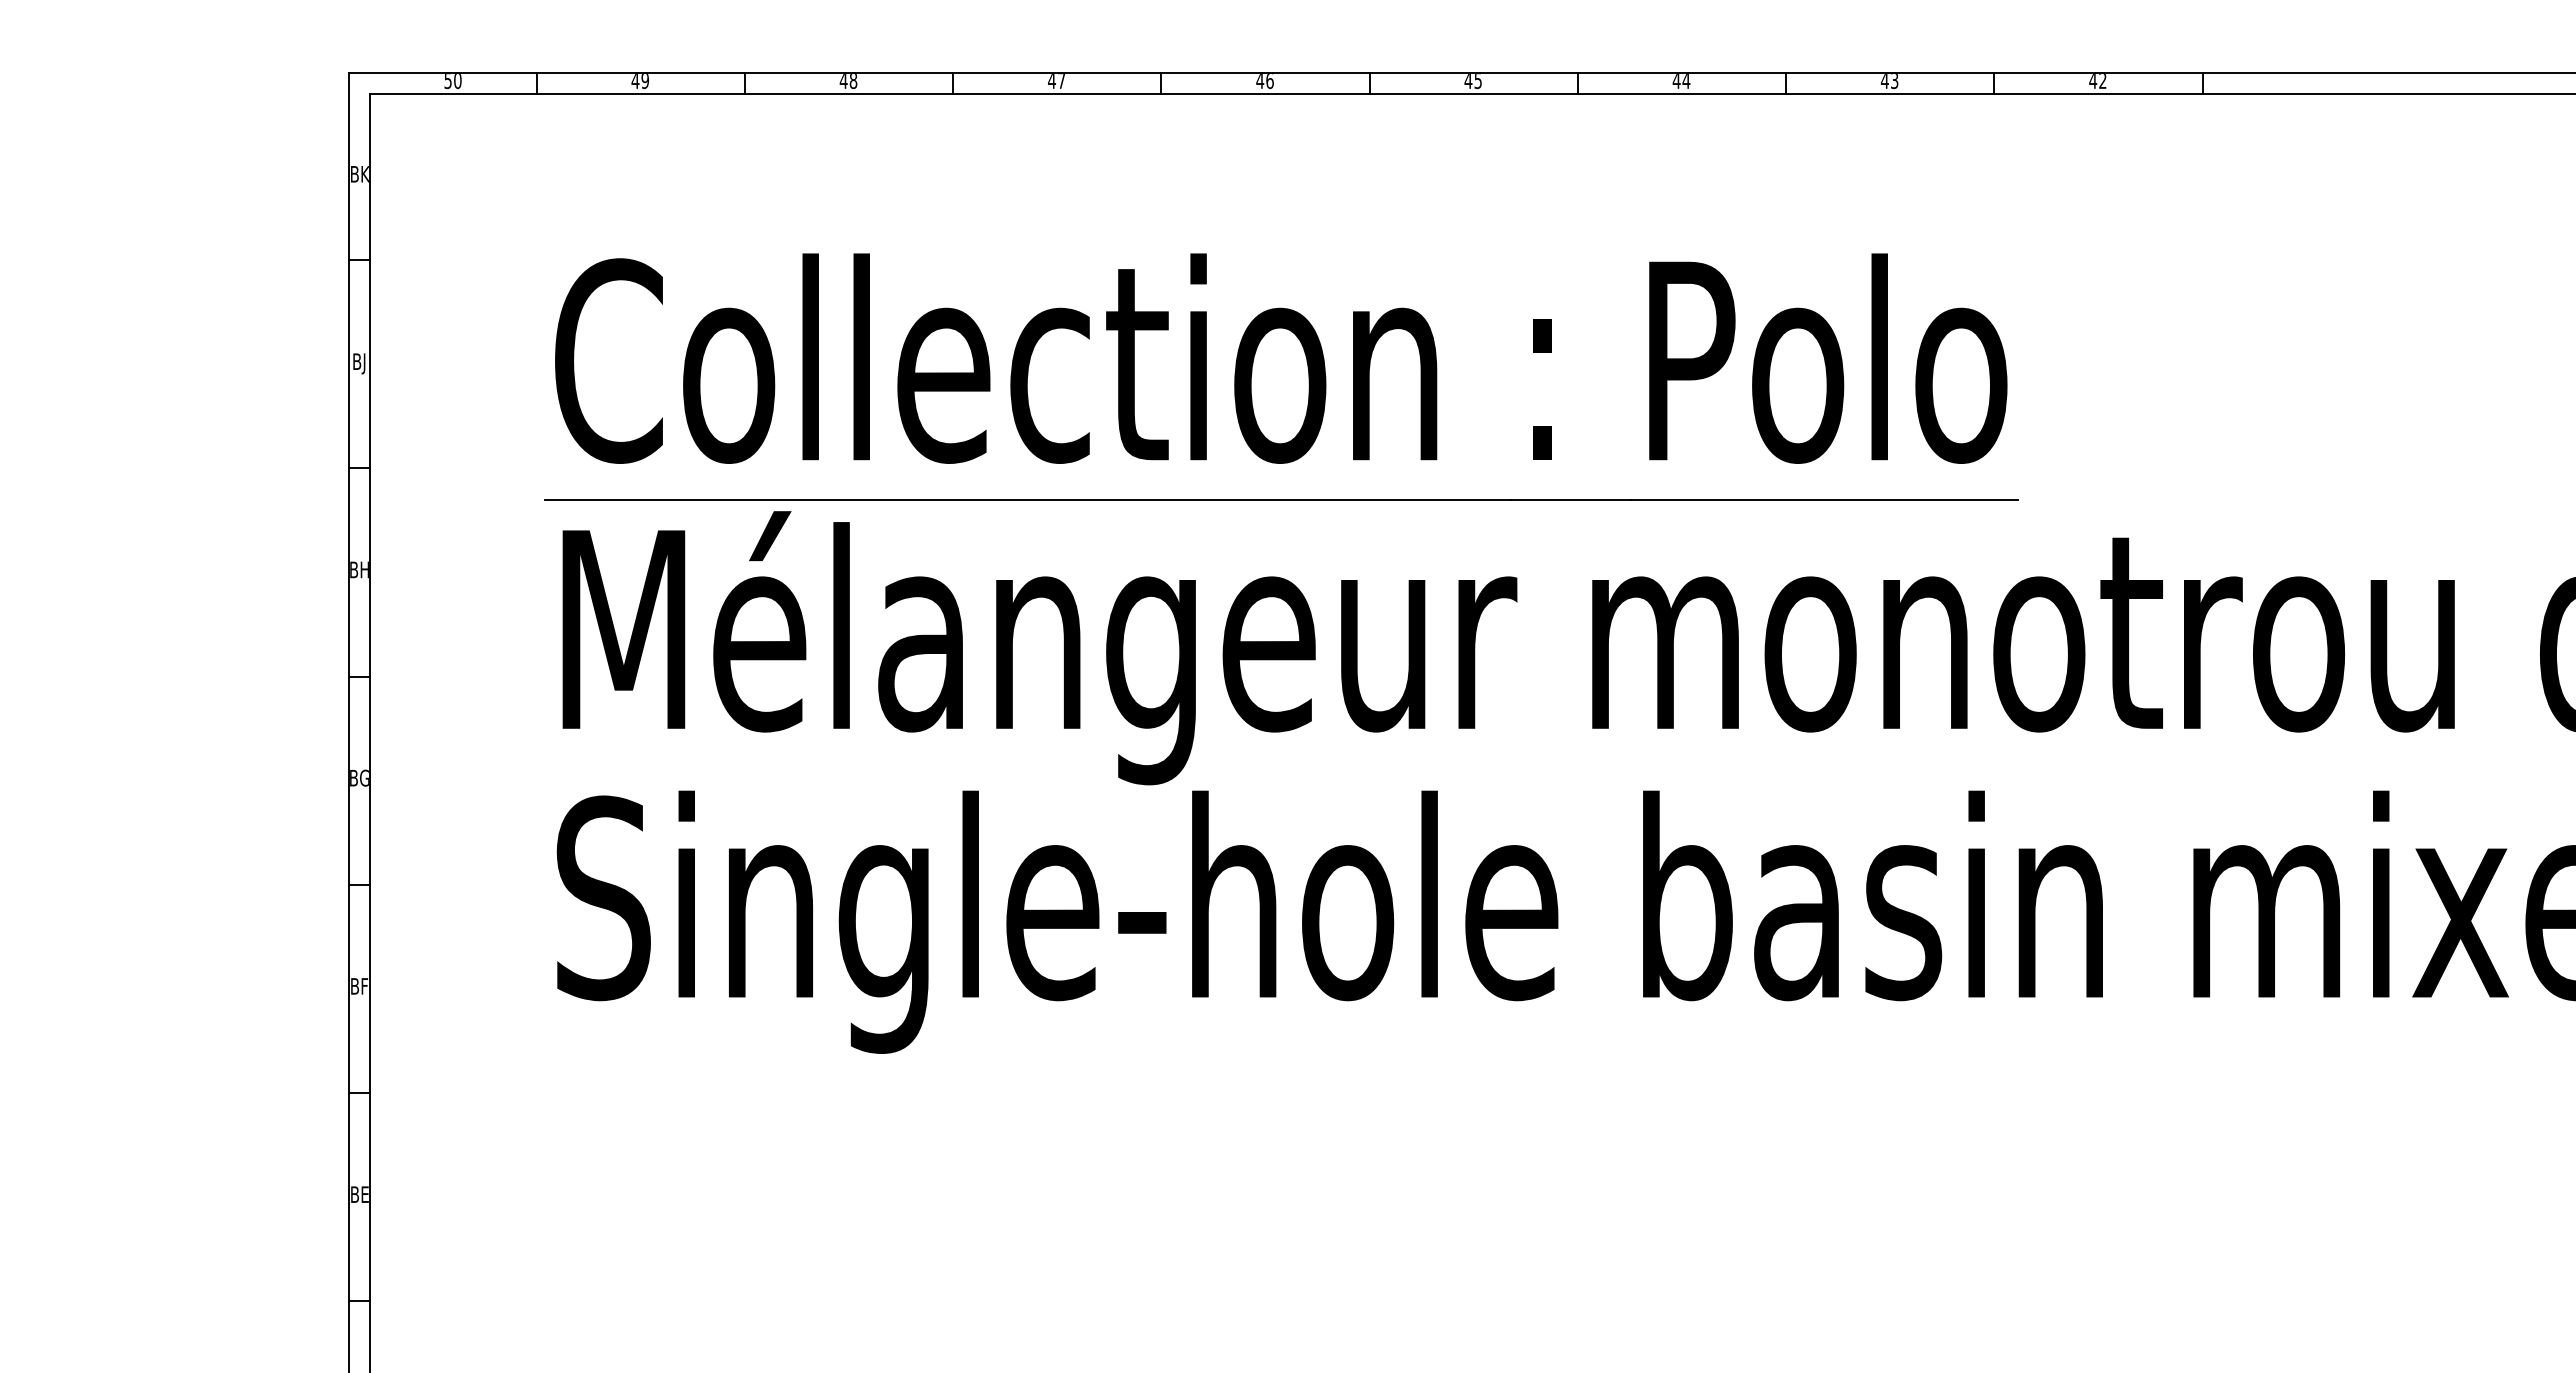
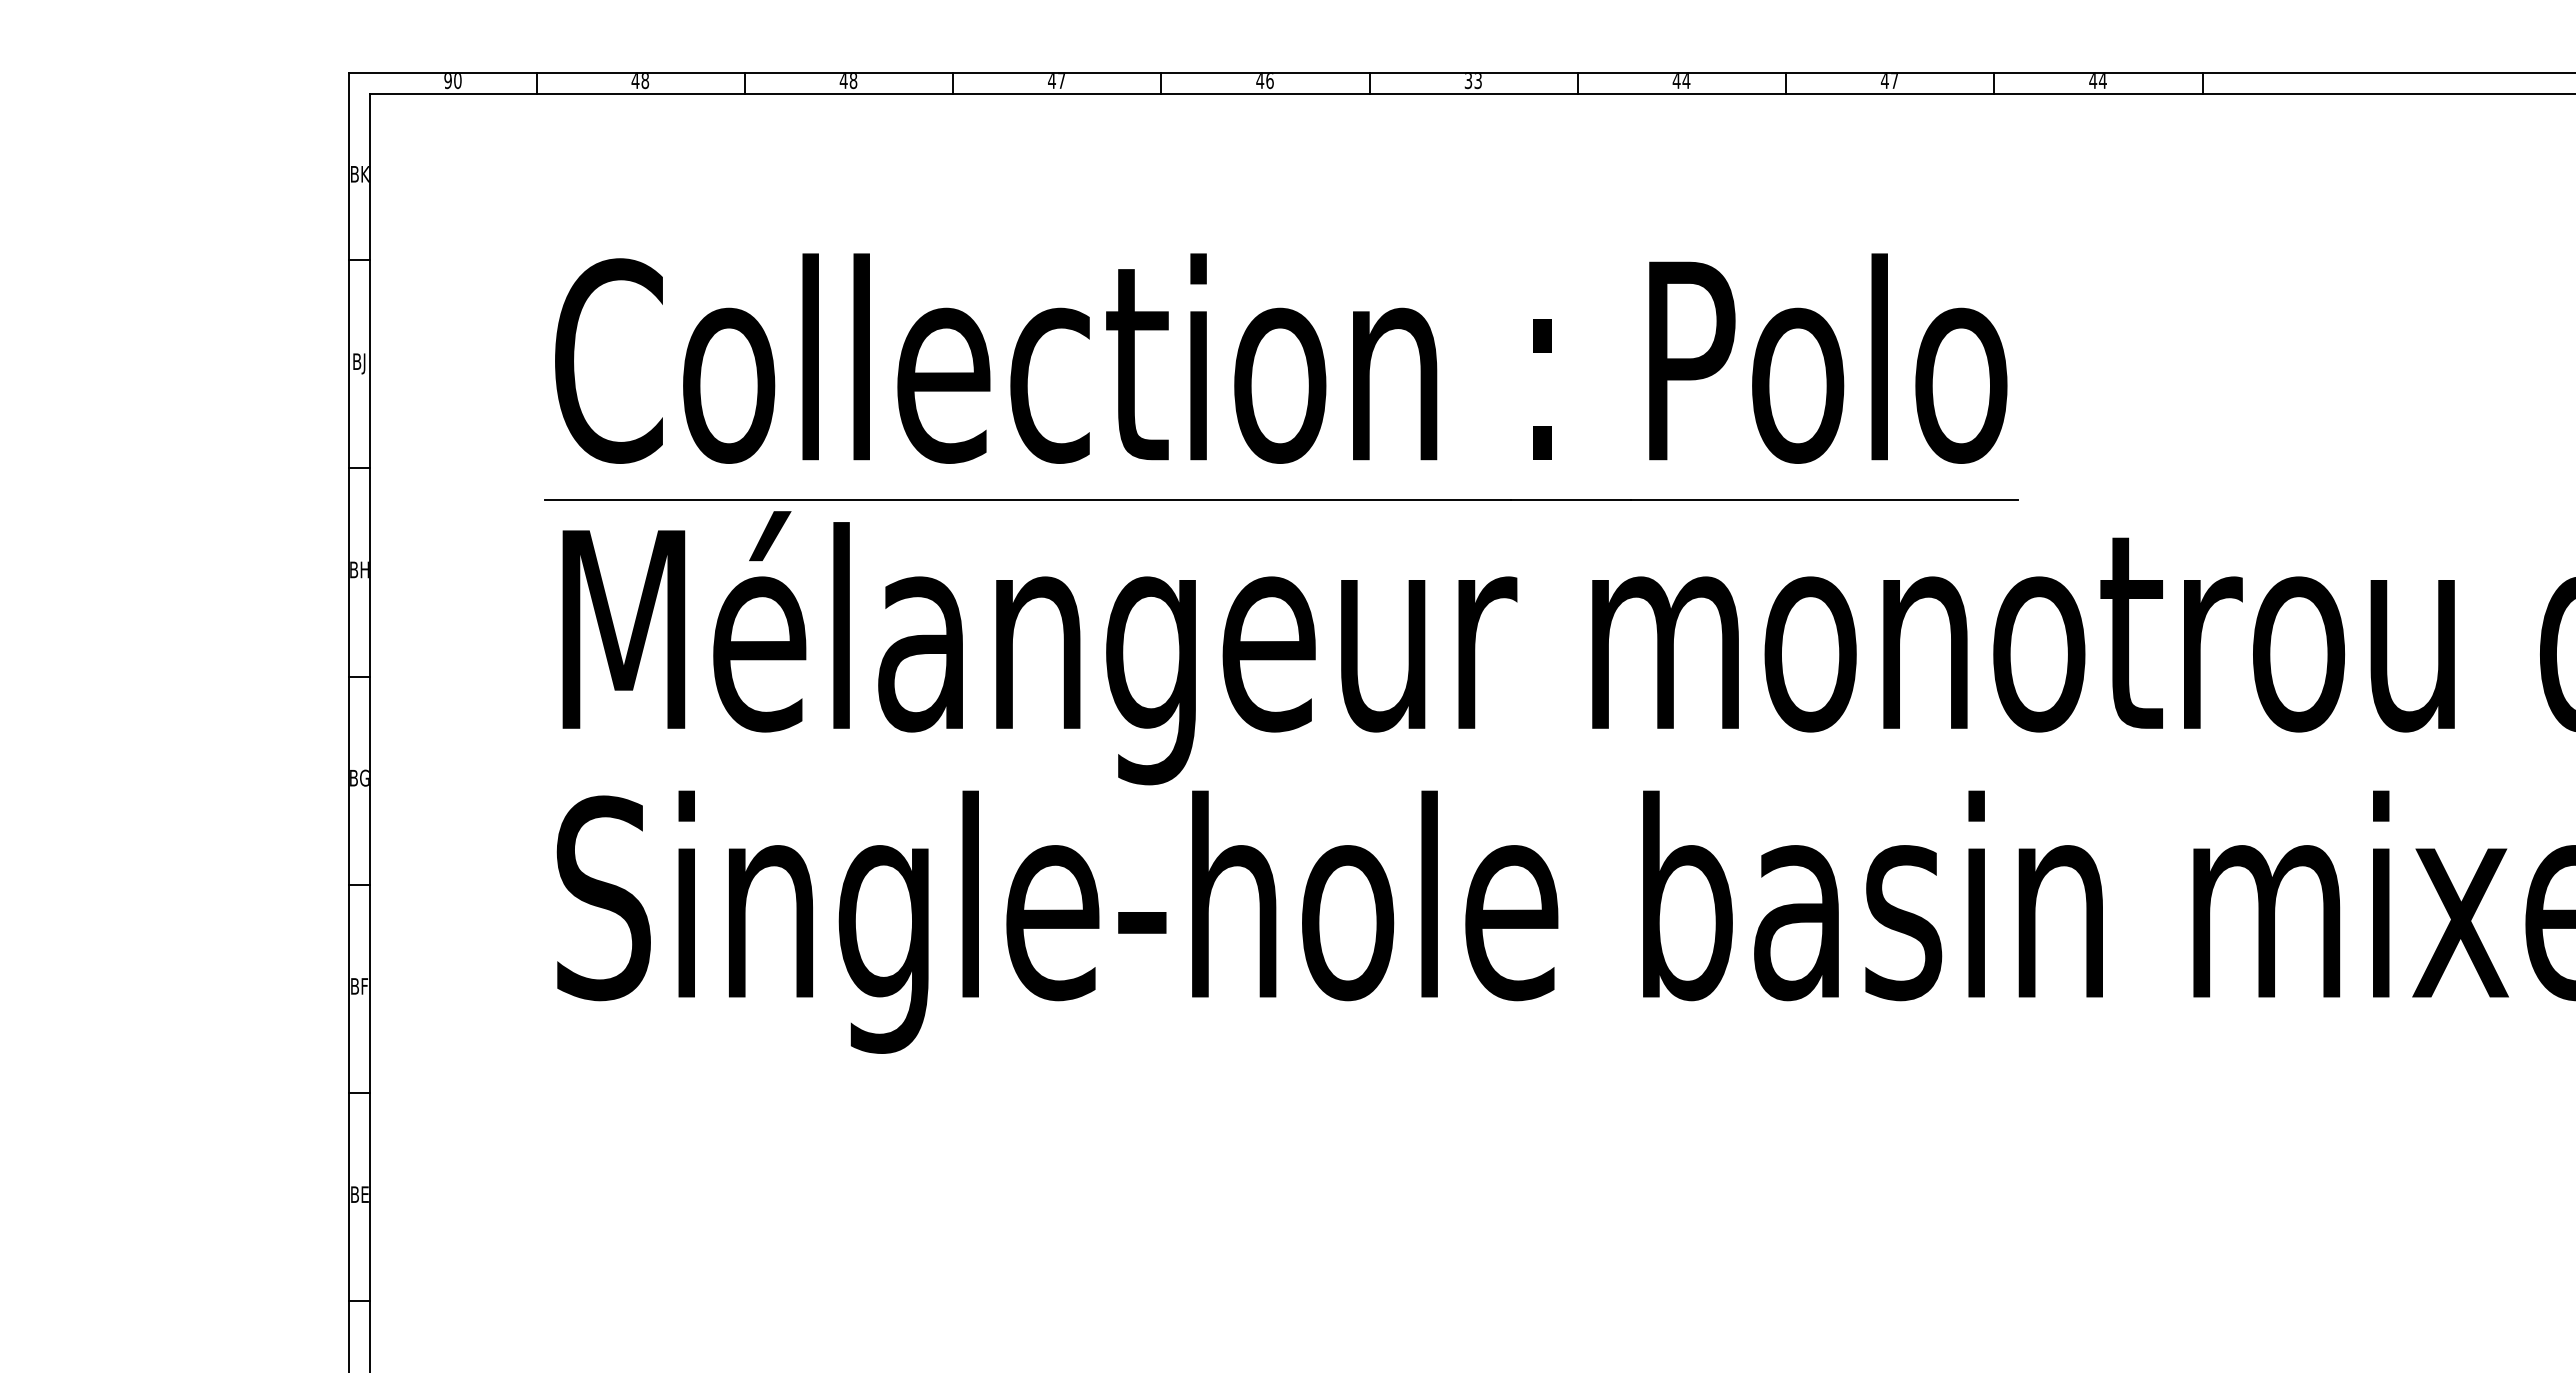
text: 50 -> 90 (447, 81)
text: 49 -> 48 (645, 81)
text: 45 -> 33 (1472, 81)
text: 43 -> 47 (1894, 81)
text: 42 -> 44 (2102, 81)
